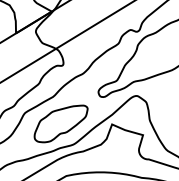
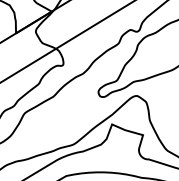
part: present -> none (60, 123)
